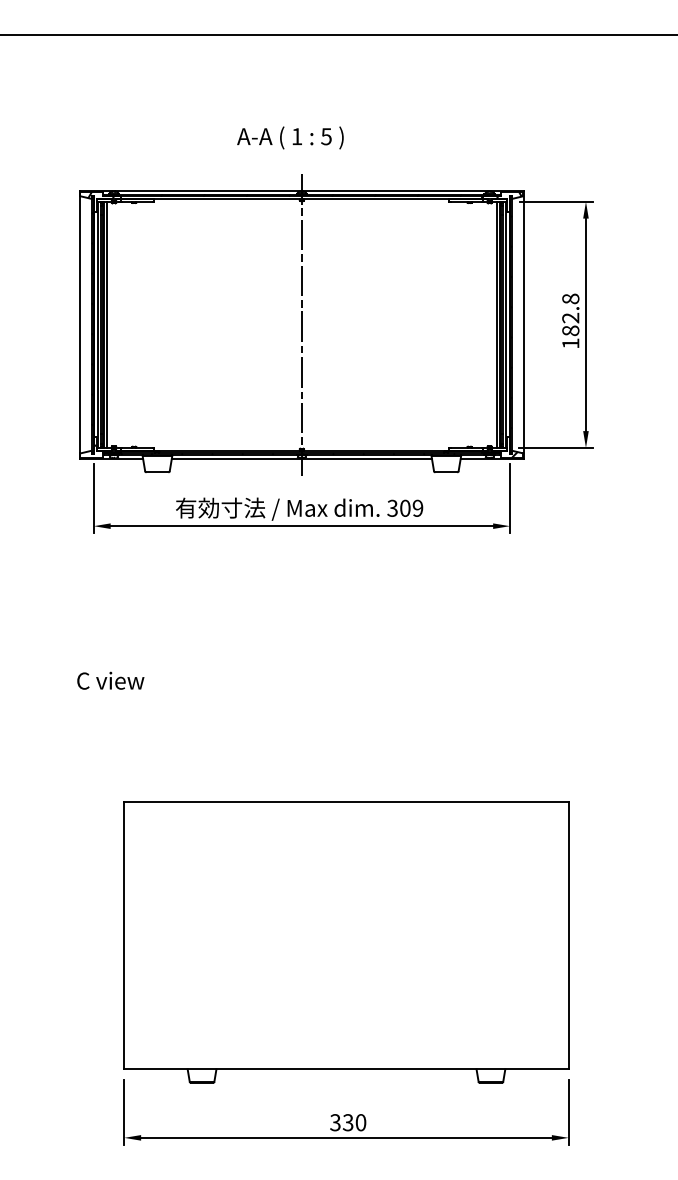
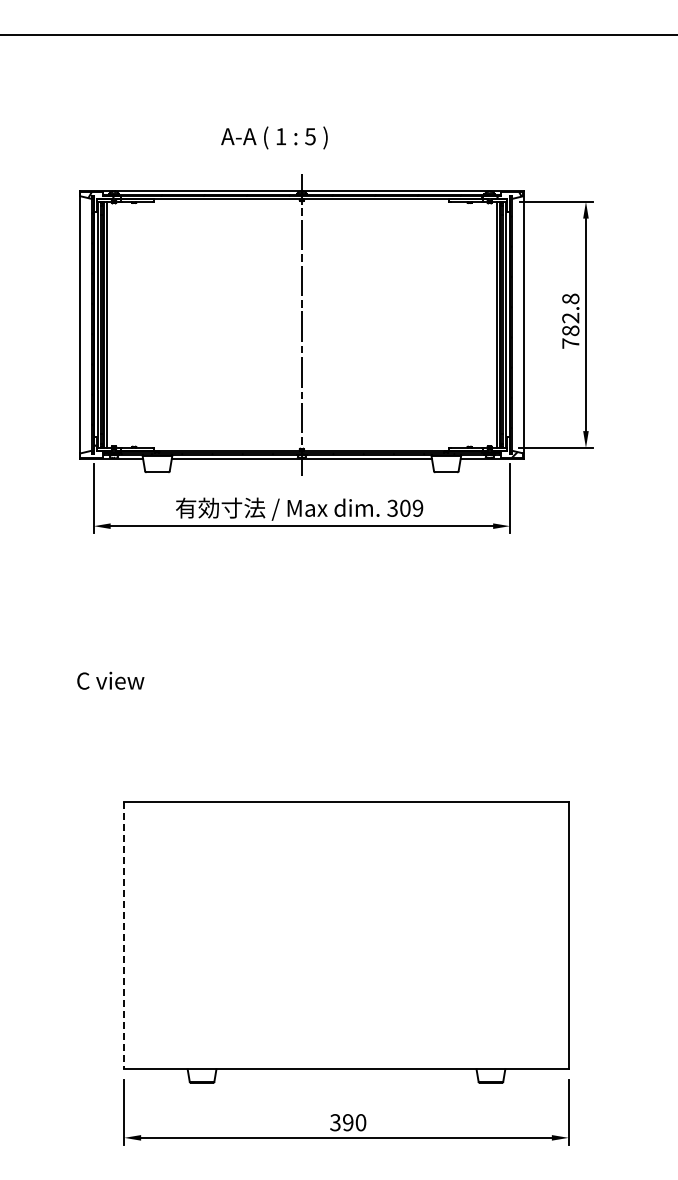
text position: (290, 137) -> (274, 137) (274, 137)
text: 182.8 -> 782.8 (570, 343)
line: solid -> dashed (124, 935)
text: 330 -> 390 (347, 1122)
